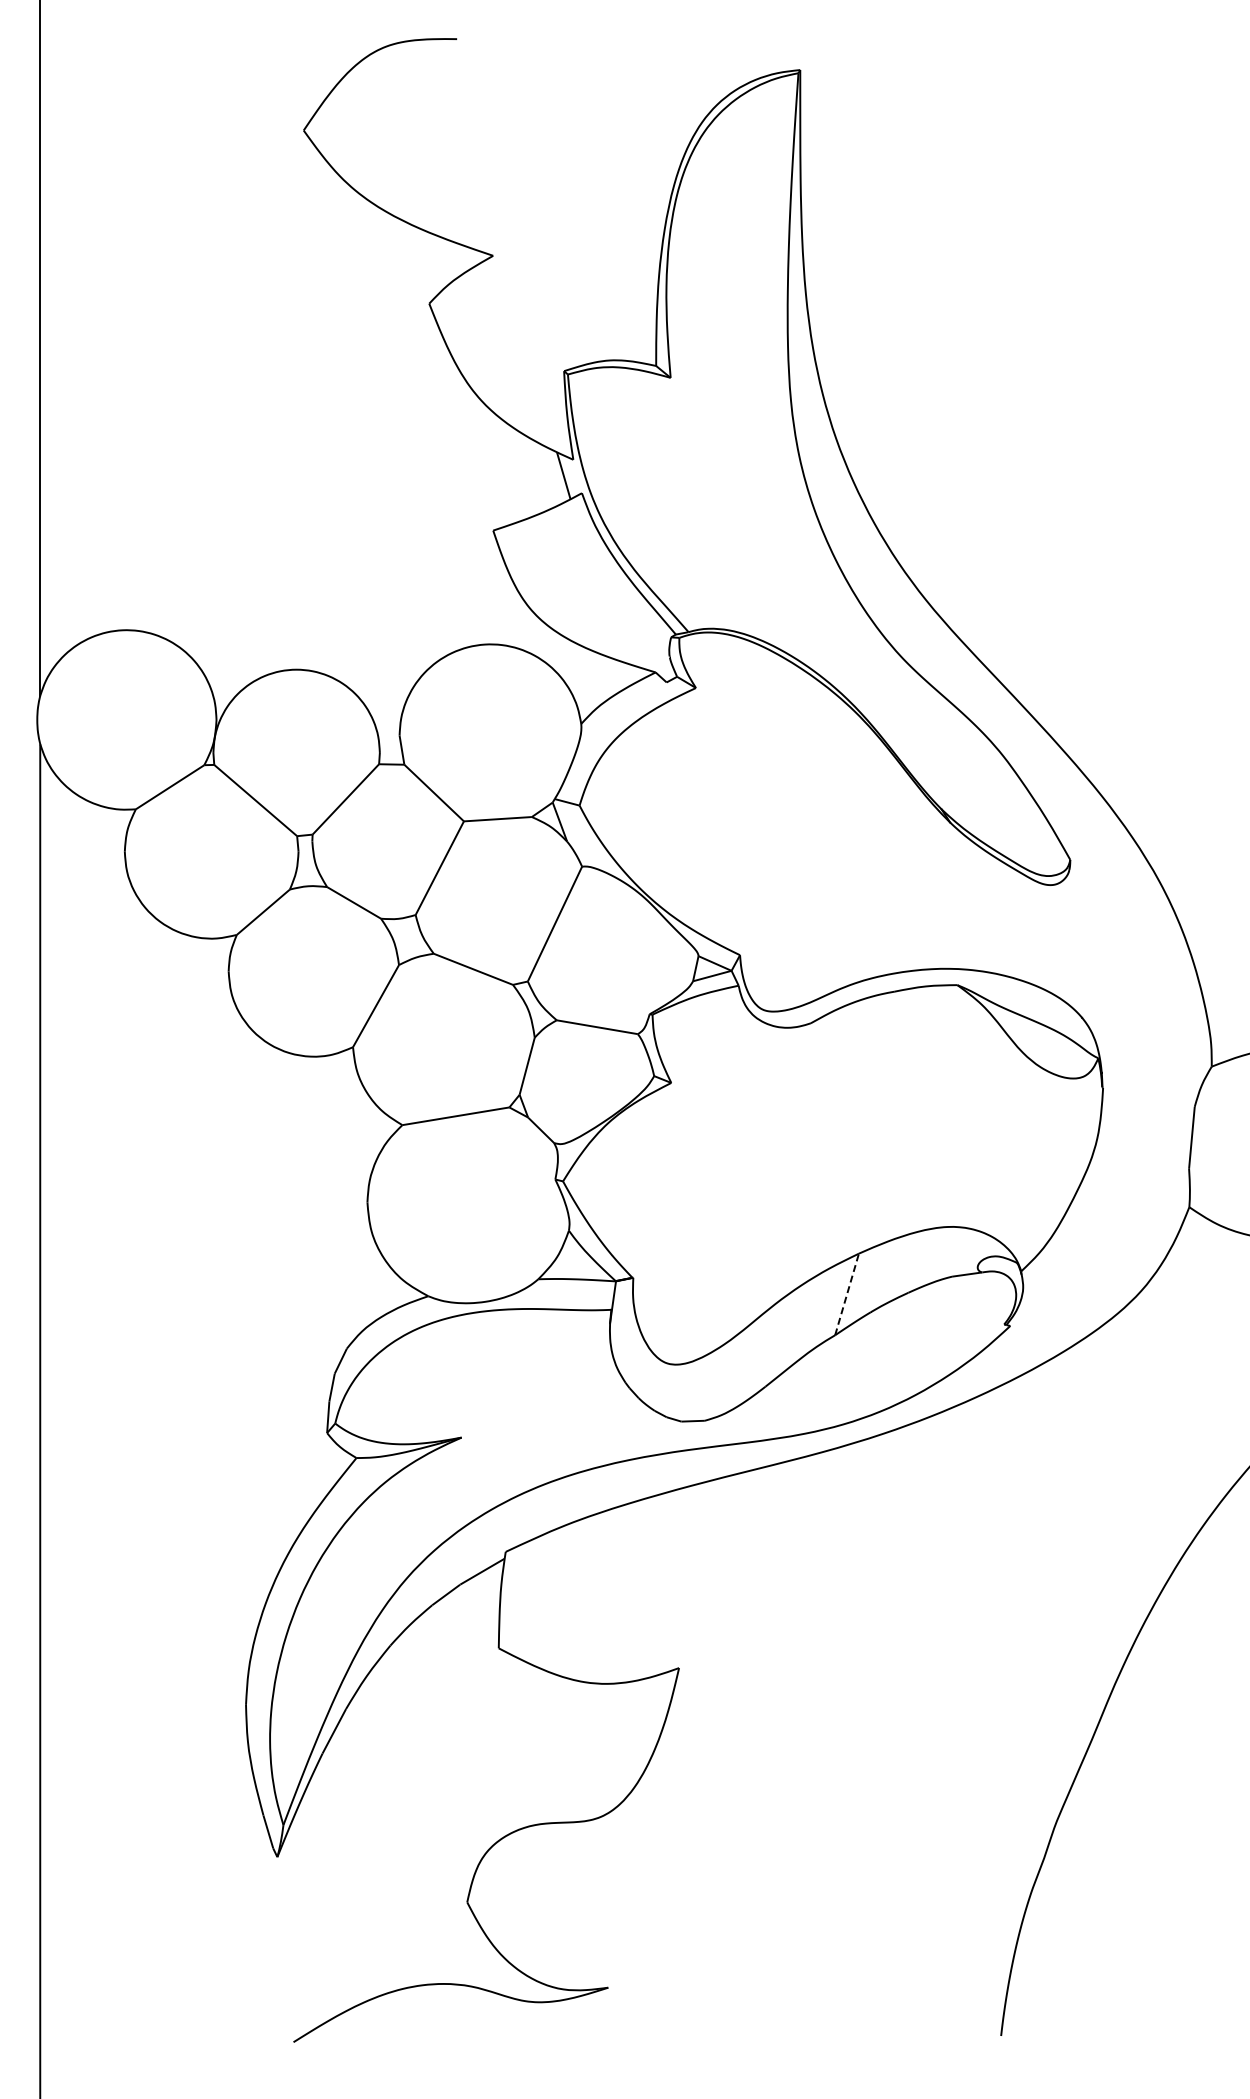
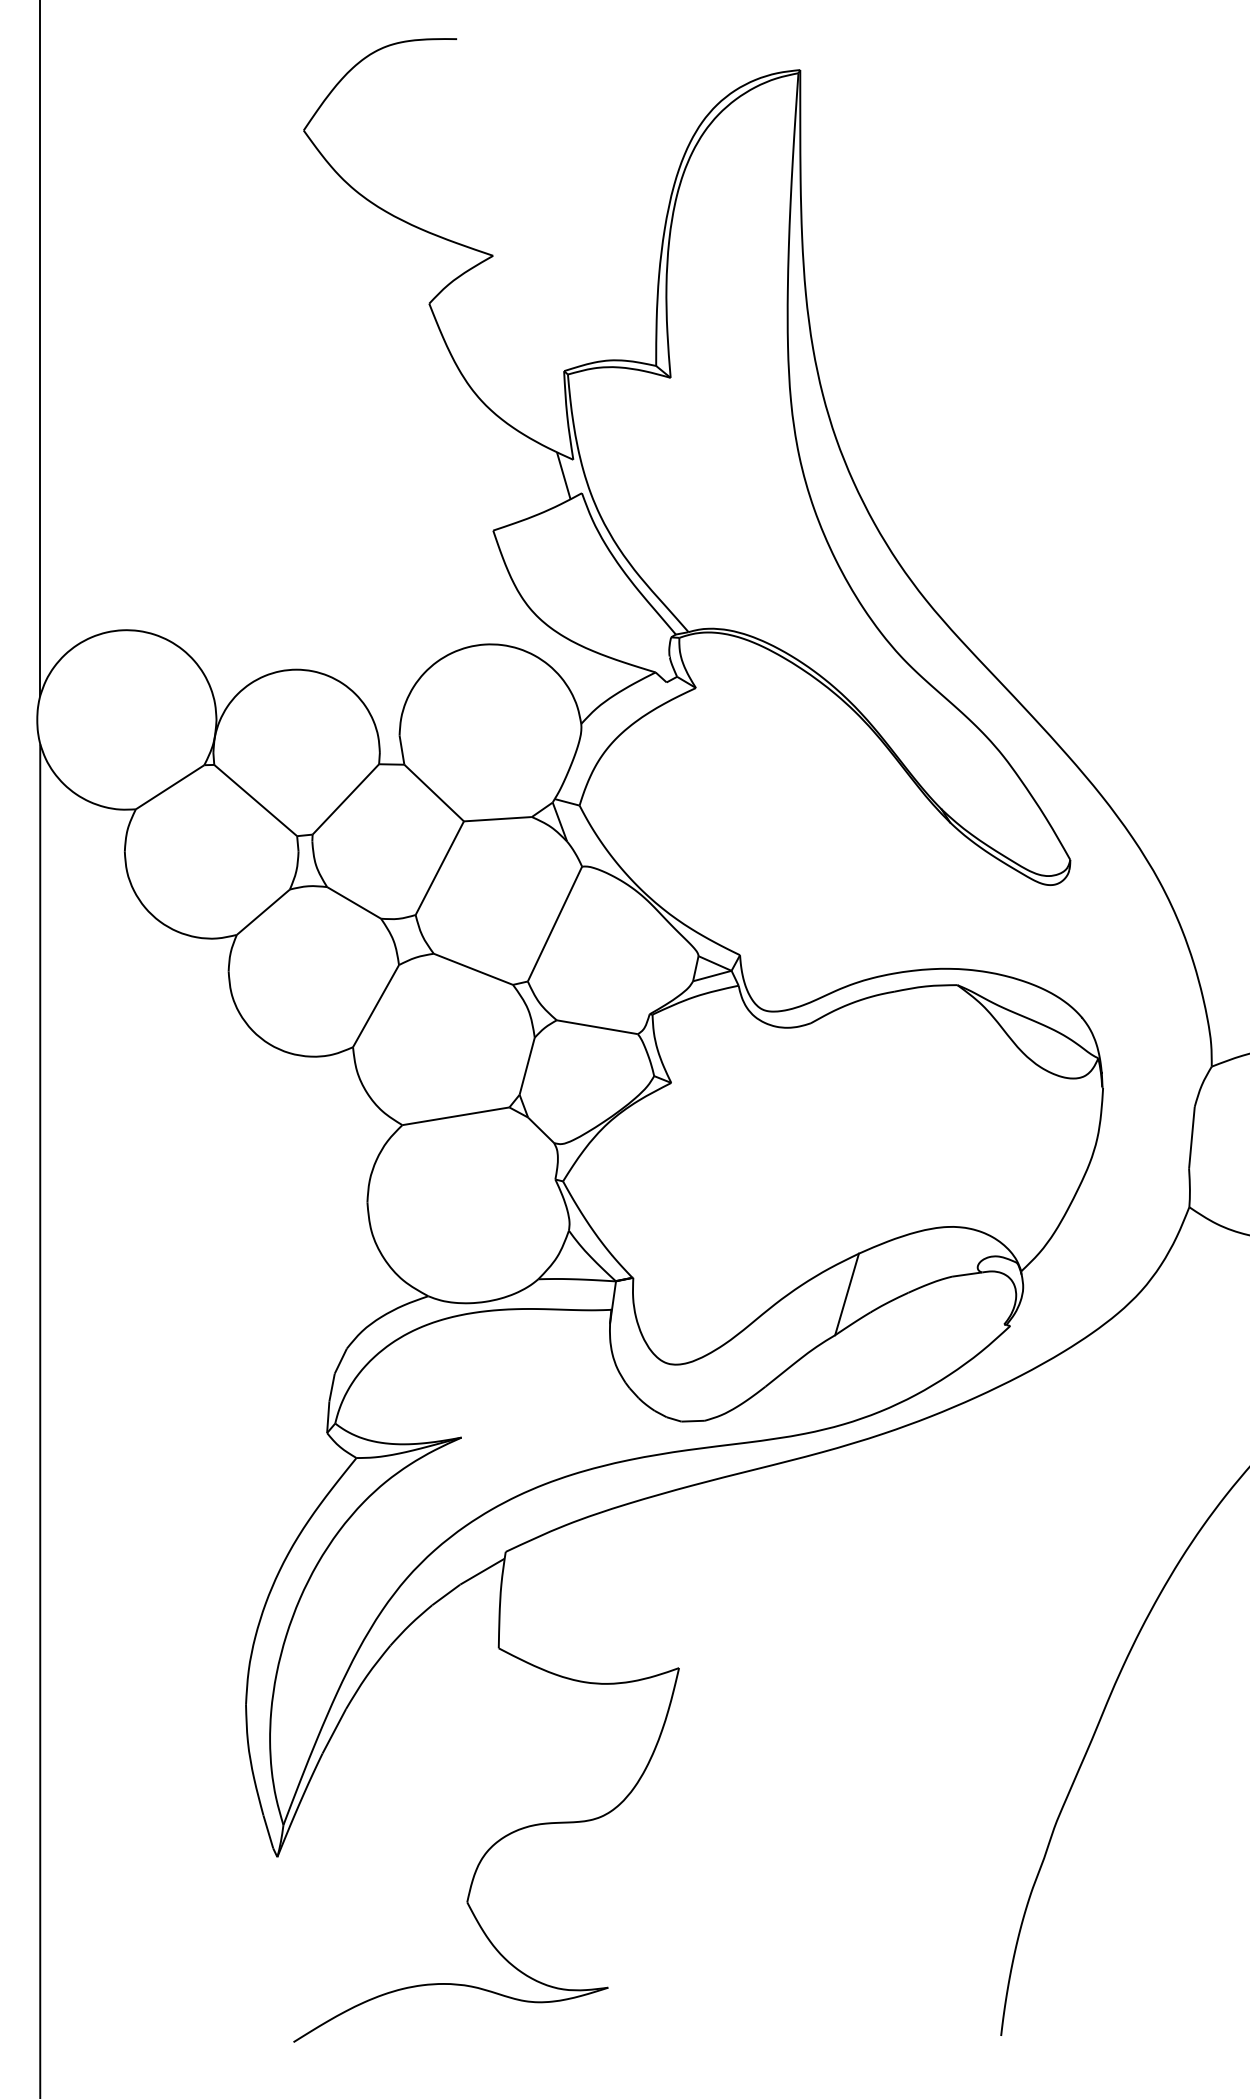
line: dashed -> solid (847, 1293)
